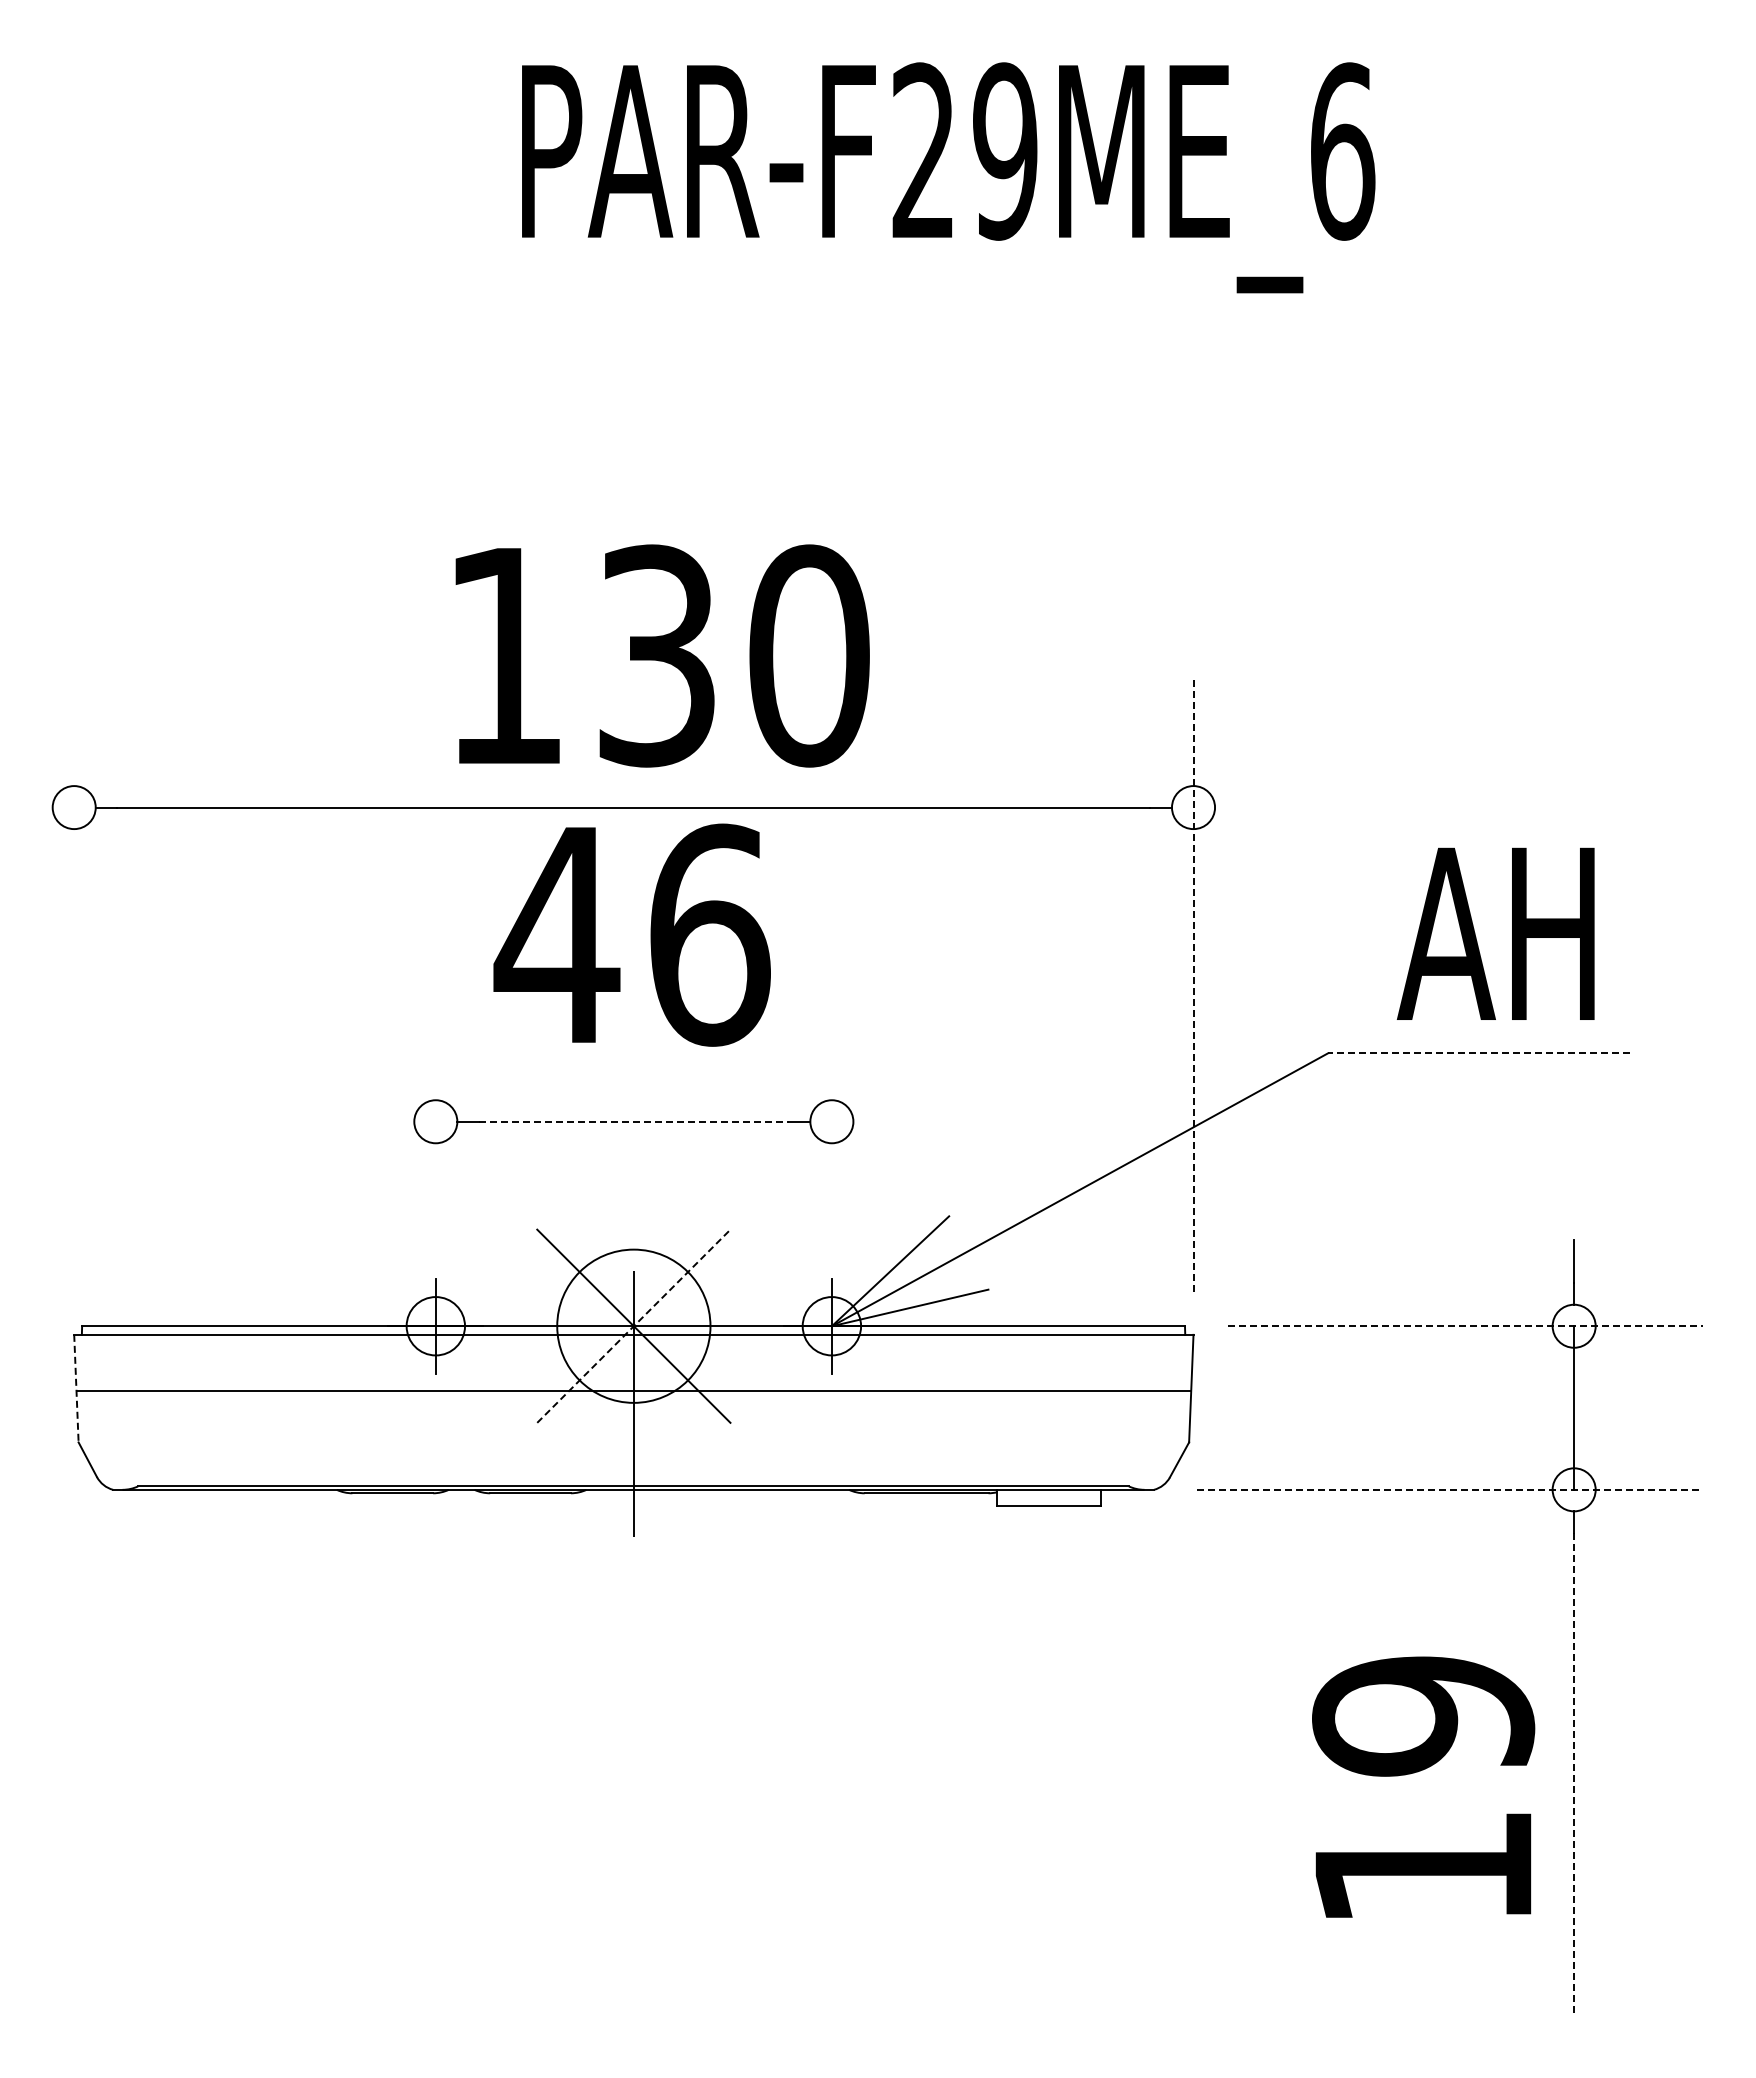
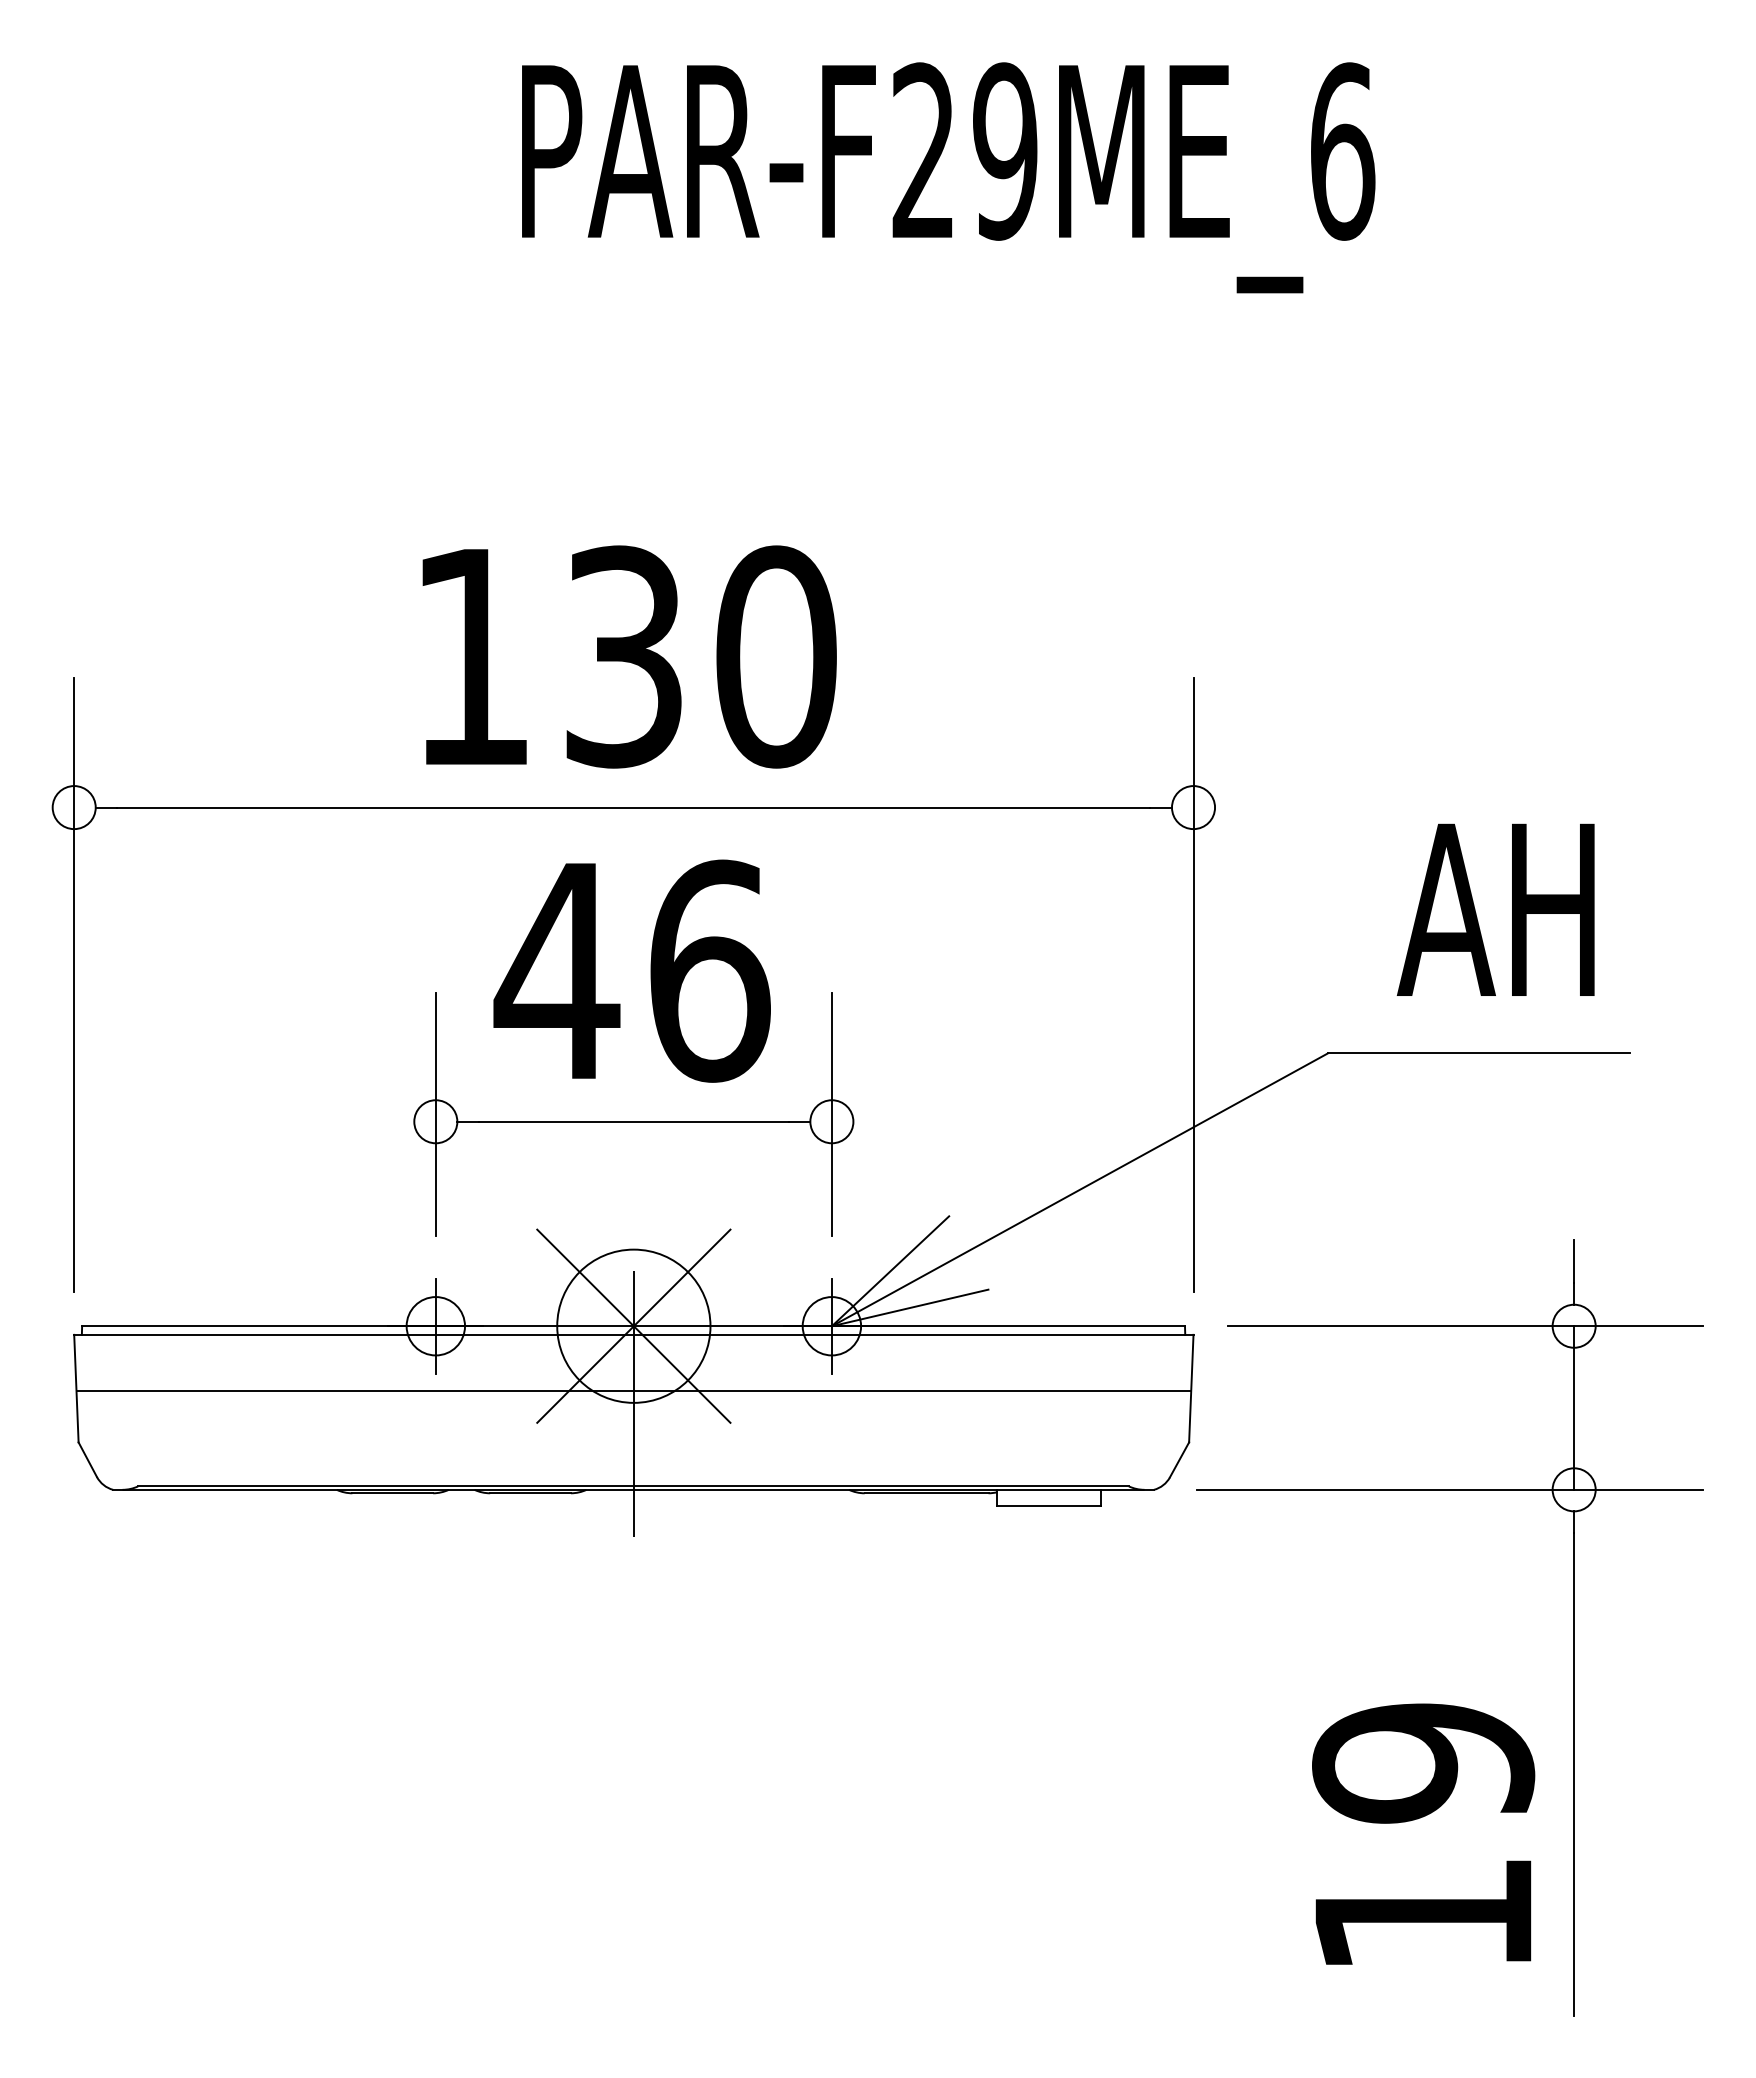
text position: (662, 655) -> (629, 656) (629, 656)
text position: (1495, 933) -> (1495, 909) (1495, 909)
text position: (631, 934) -> (631, 970) (631, 970)
line: none -> present (74, 984)
line: dashed -> solid (1193, 985)
line: dashed -> solid (1478, 1053)
line: none -> present (435, 1113)
line: none -> present (831, 1113)
line: dashed -> solid (633, 1121)
line: dashed -> solid (633, 1326)
line: dashed -> solid (1465, 1326)
line: dashed -> solid (76, 1388)
line: dashed -> solid (1450, 1489)
line: dashed -> solid (1574, 1774)
text position: (1423, 1786) -> (1423, 1833) (1423, 1833)
